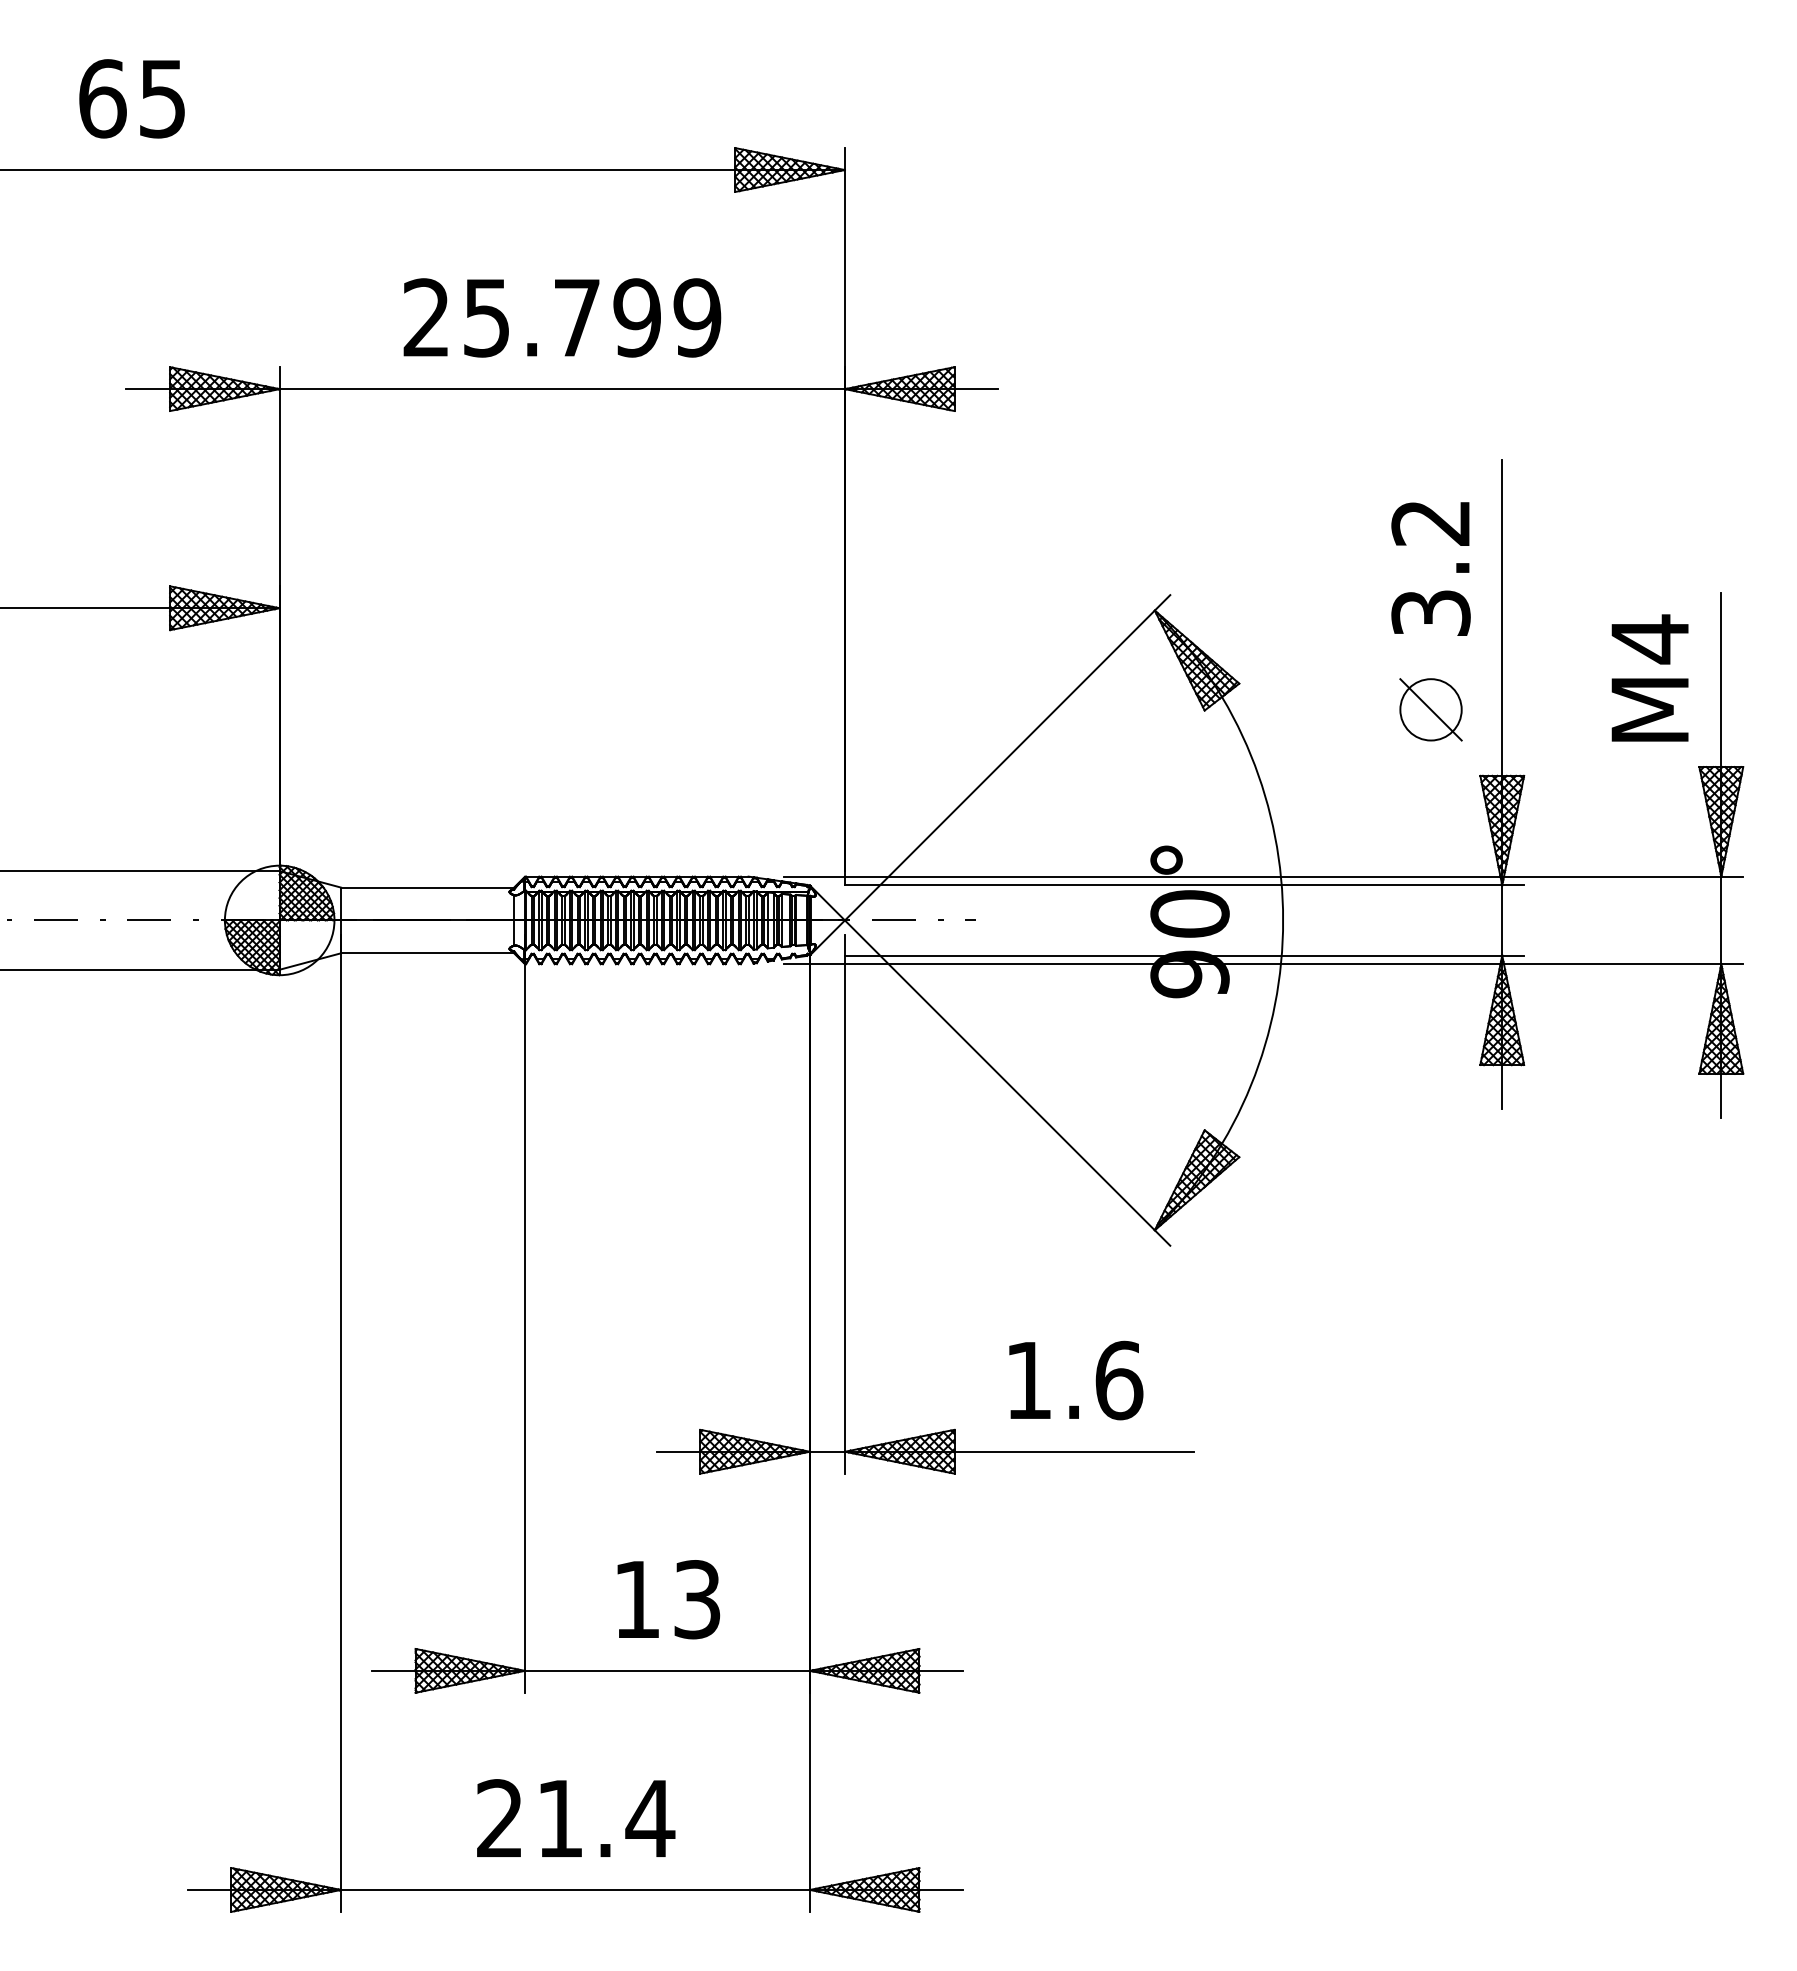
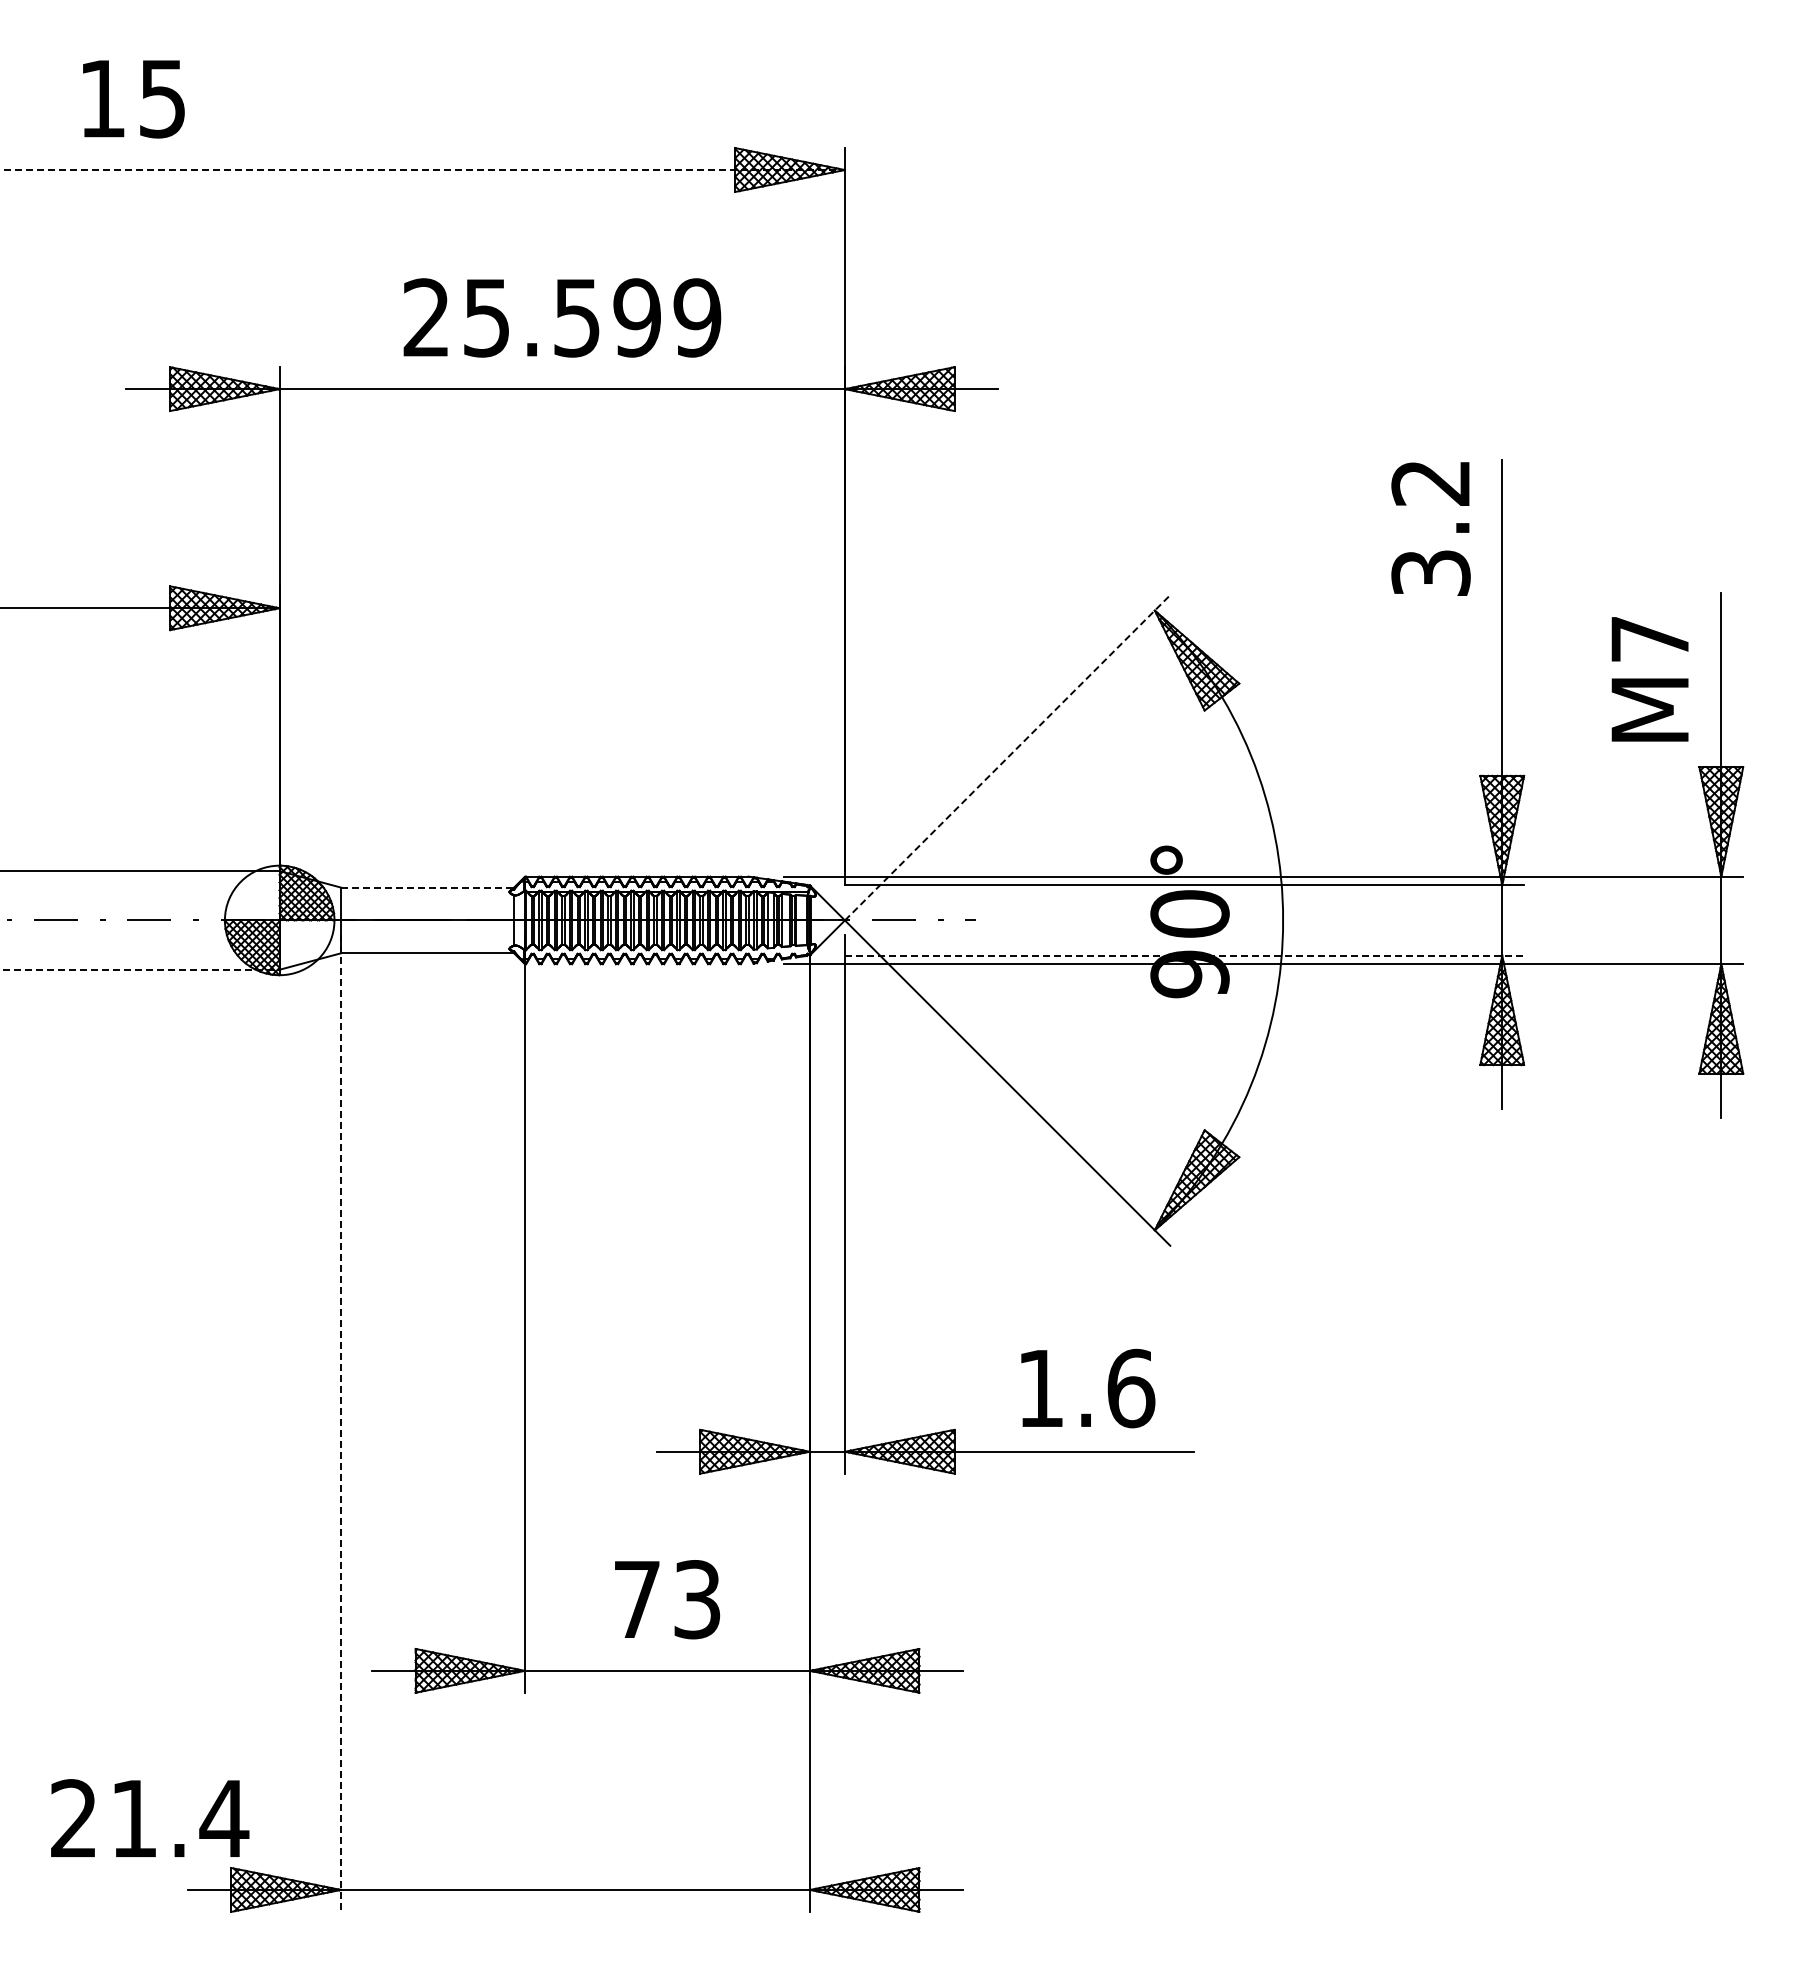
text: 65 -> 15 (102, 98)
line: solid -> dashed (423, 170)
text: 25.799 -> 25.599 (576, 318)
text position: (1430, 568) -> (1430, 528) (1430, 528)
text: M4 -> M7 (1649, 639)
part: present -> none (1430, 709)
line: solid -> dashed (1007, 757)
line: solid -> dashed (427, 887)
line: solid -> dashed (1184, 955)
line: solid -> dashed (140, 969)
text position: (1076, 1380) -> (1088, 1388) (1088, 1388)
line: solid -> dashed (341, 1423)
text: 13 -> 73 (637, 1599)
text position: (576, 1817) -> (150, 1817) (150, 1817)
